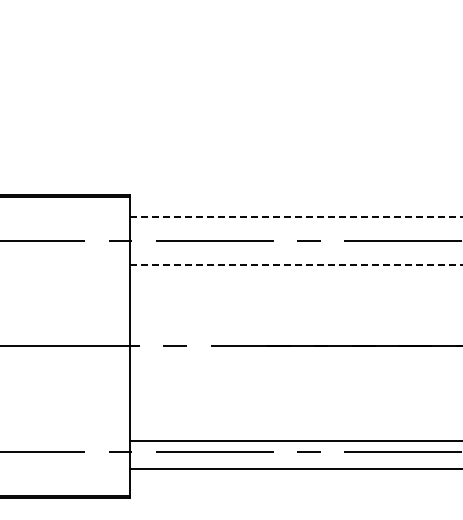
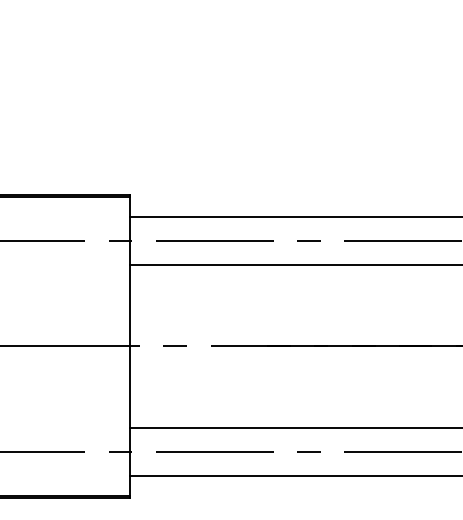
line: dashed -> solid (296, 216)
line: dashed -> solid (296, 265)
line position: (294, 440) -> (294, 427) (294, 427)
line position: (294, 469) -> (294, 476) (294, 476)
